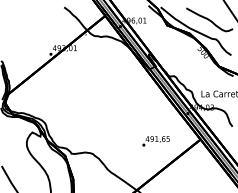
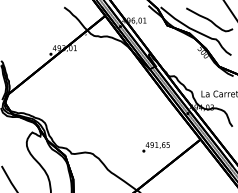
text position: (155, 141) -> (155, 147) (155, 147)
